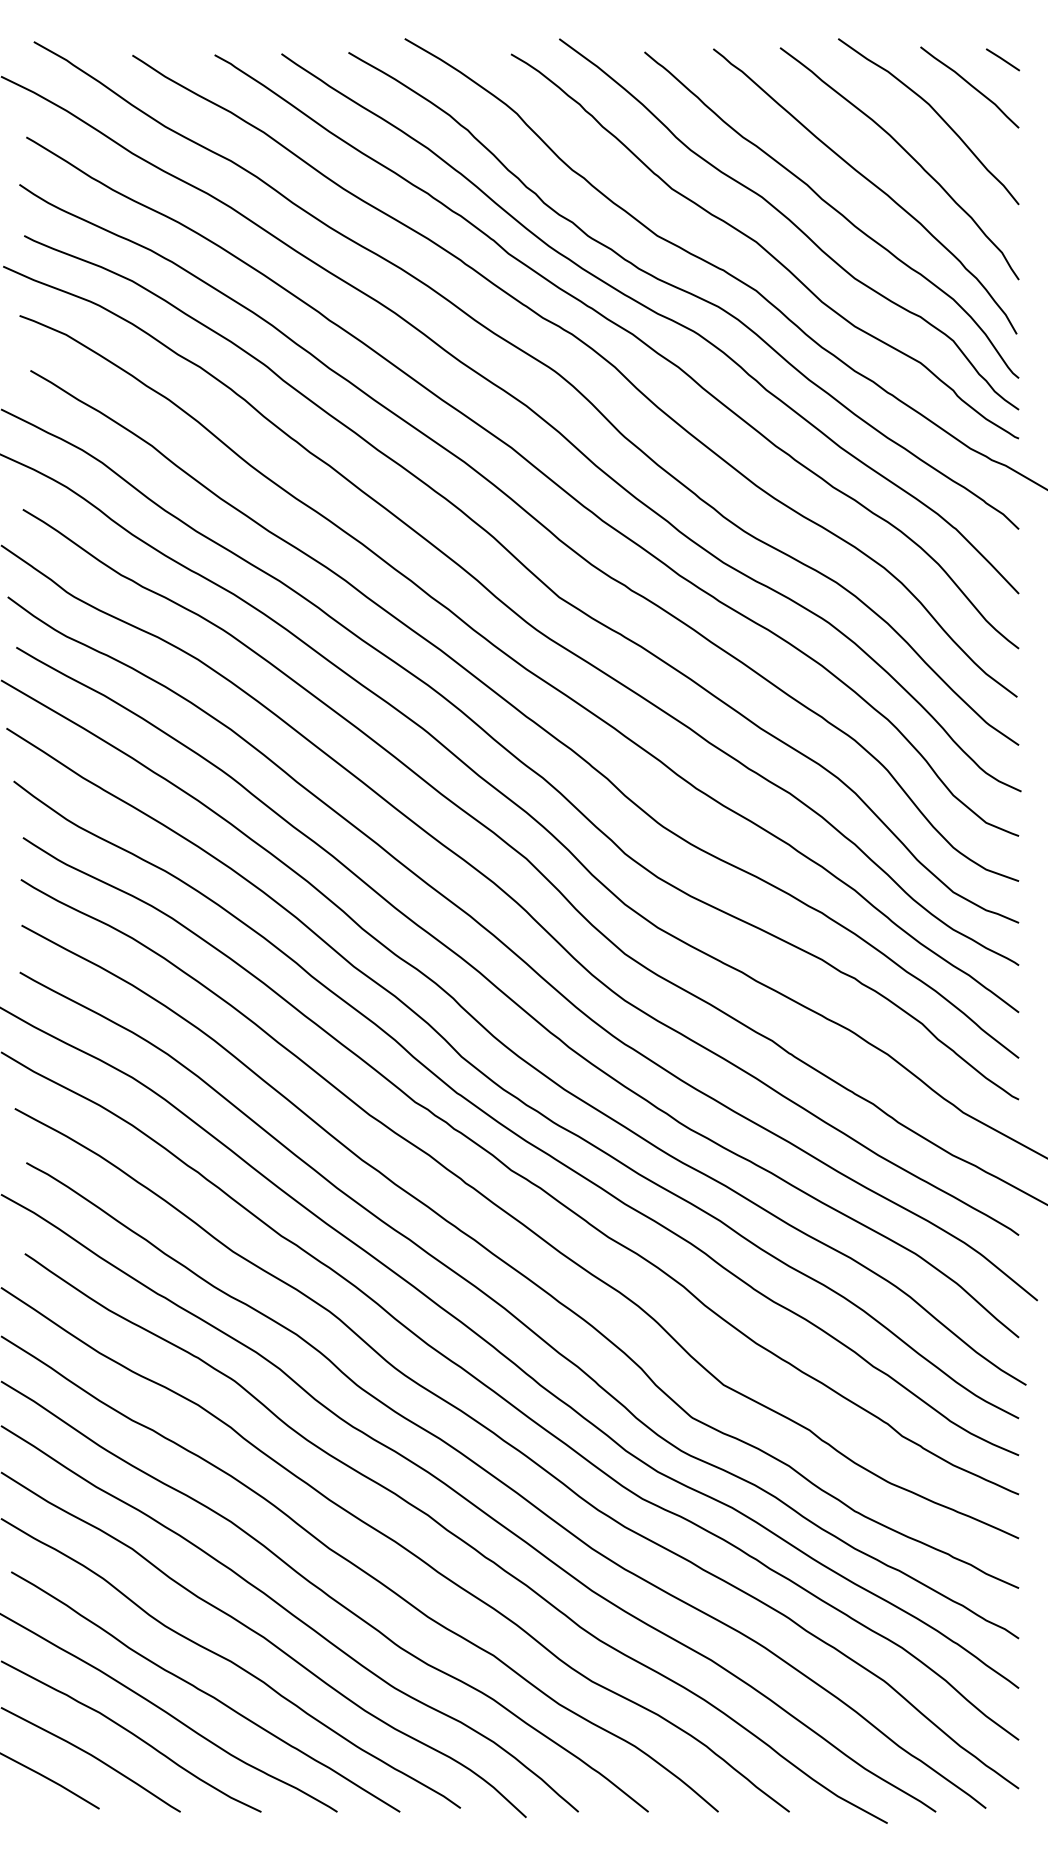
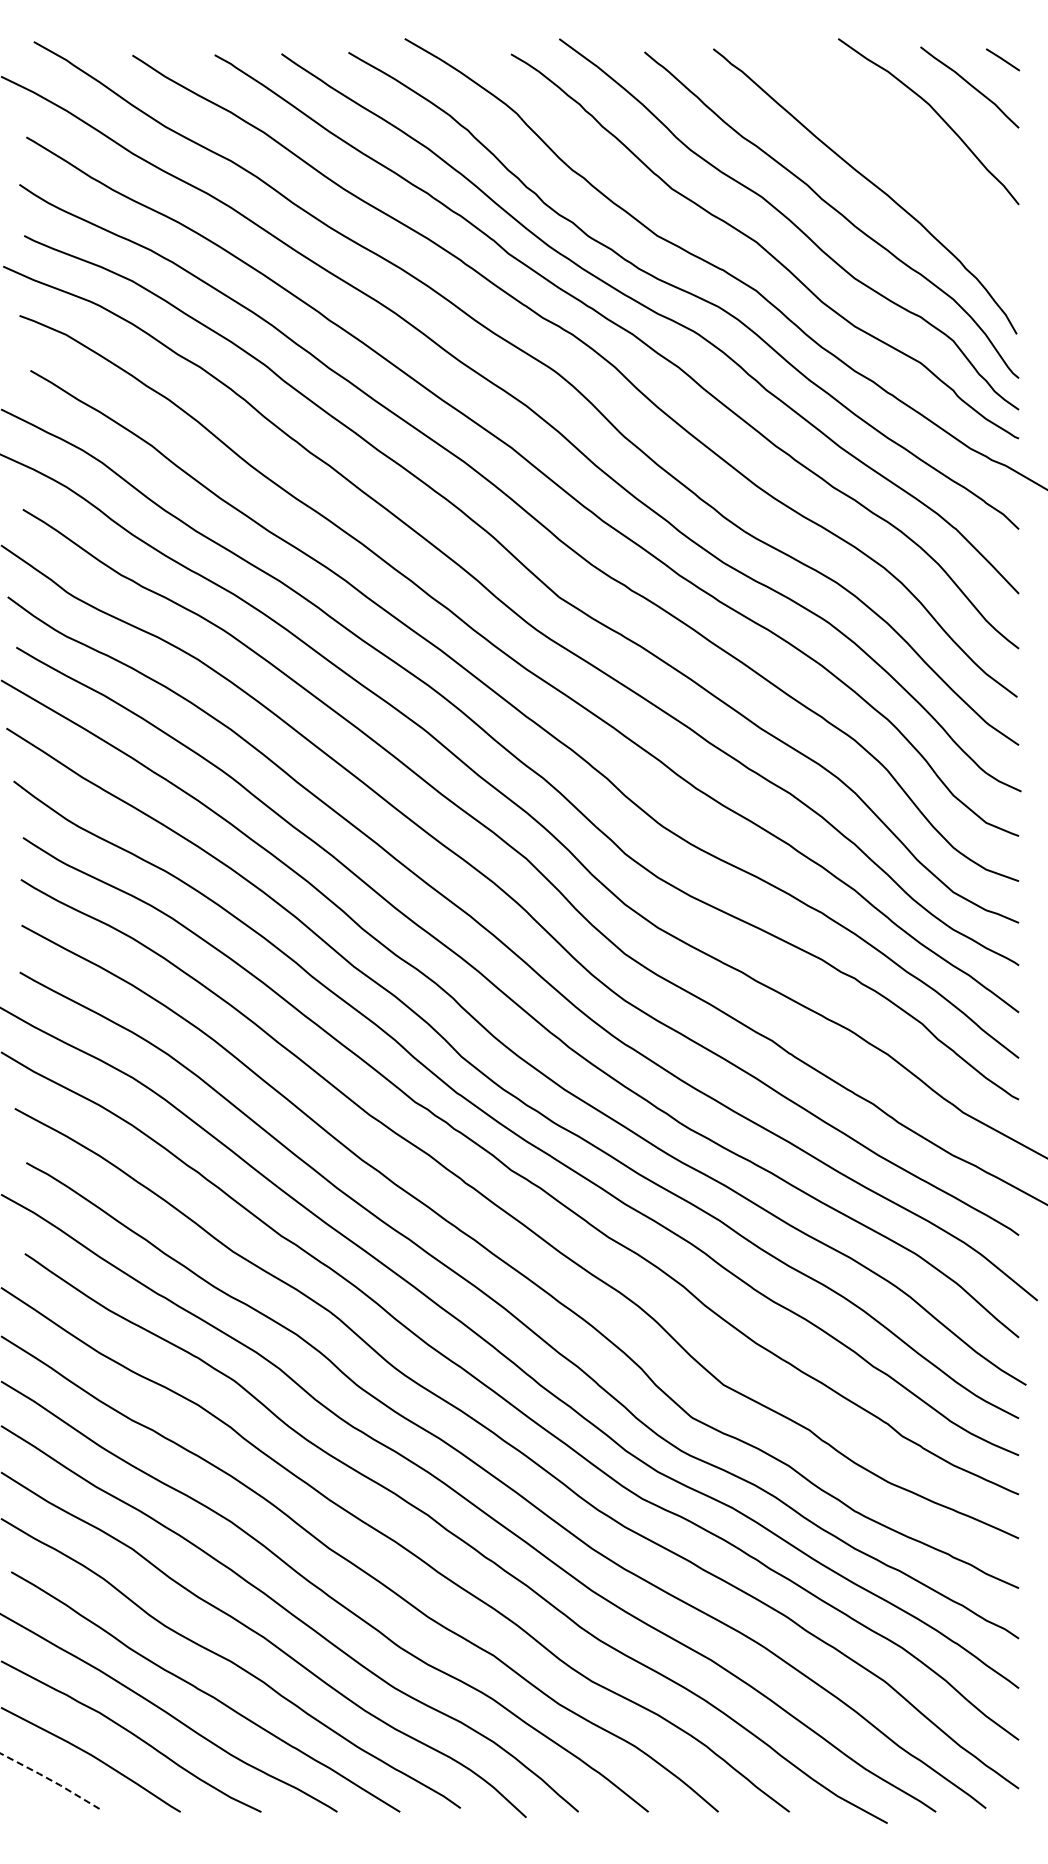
curve: present -> none (907, 154)
line: solid -> dashed (50, 1779)
